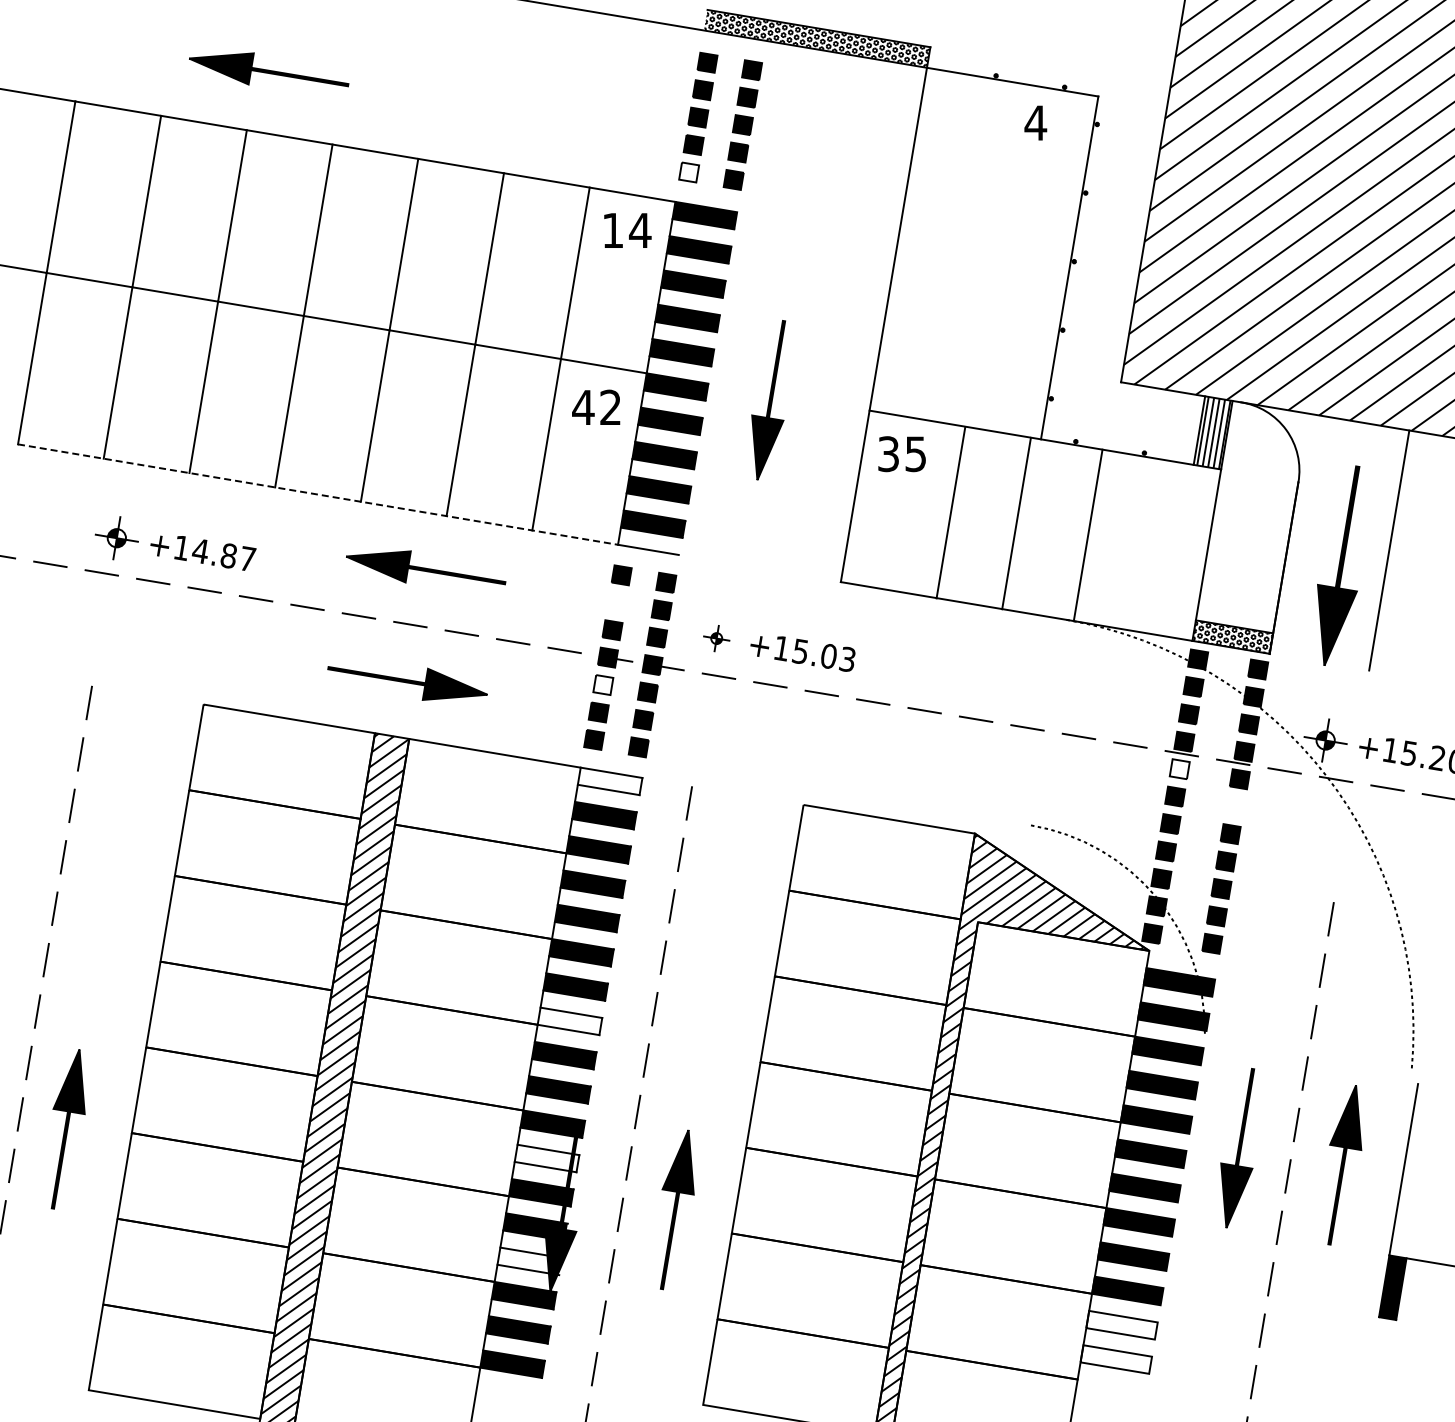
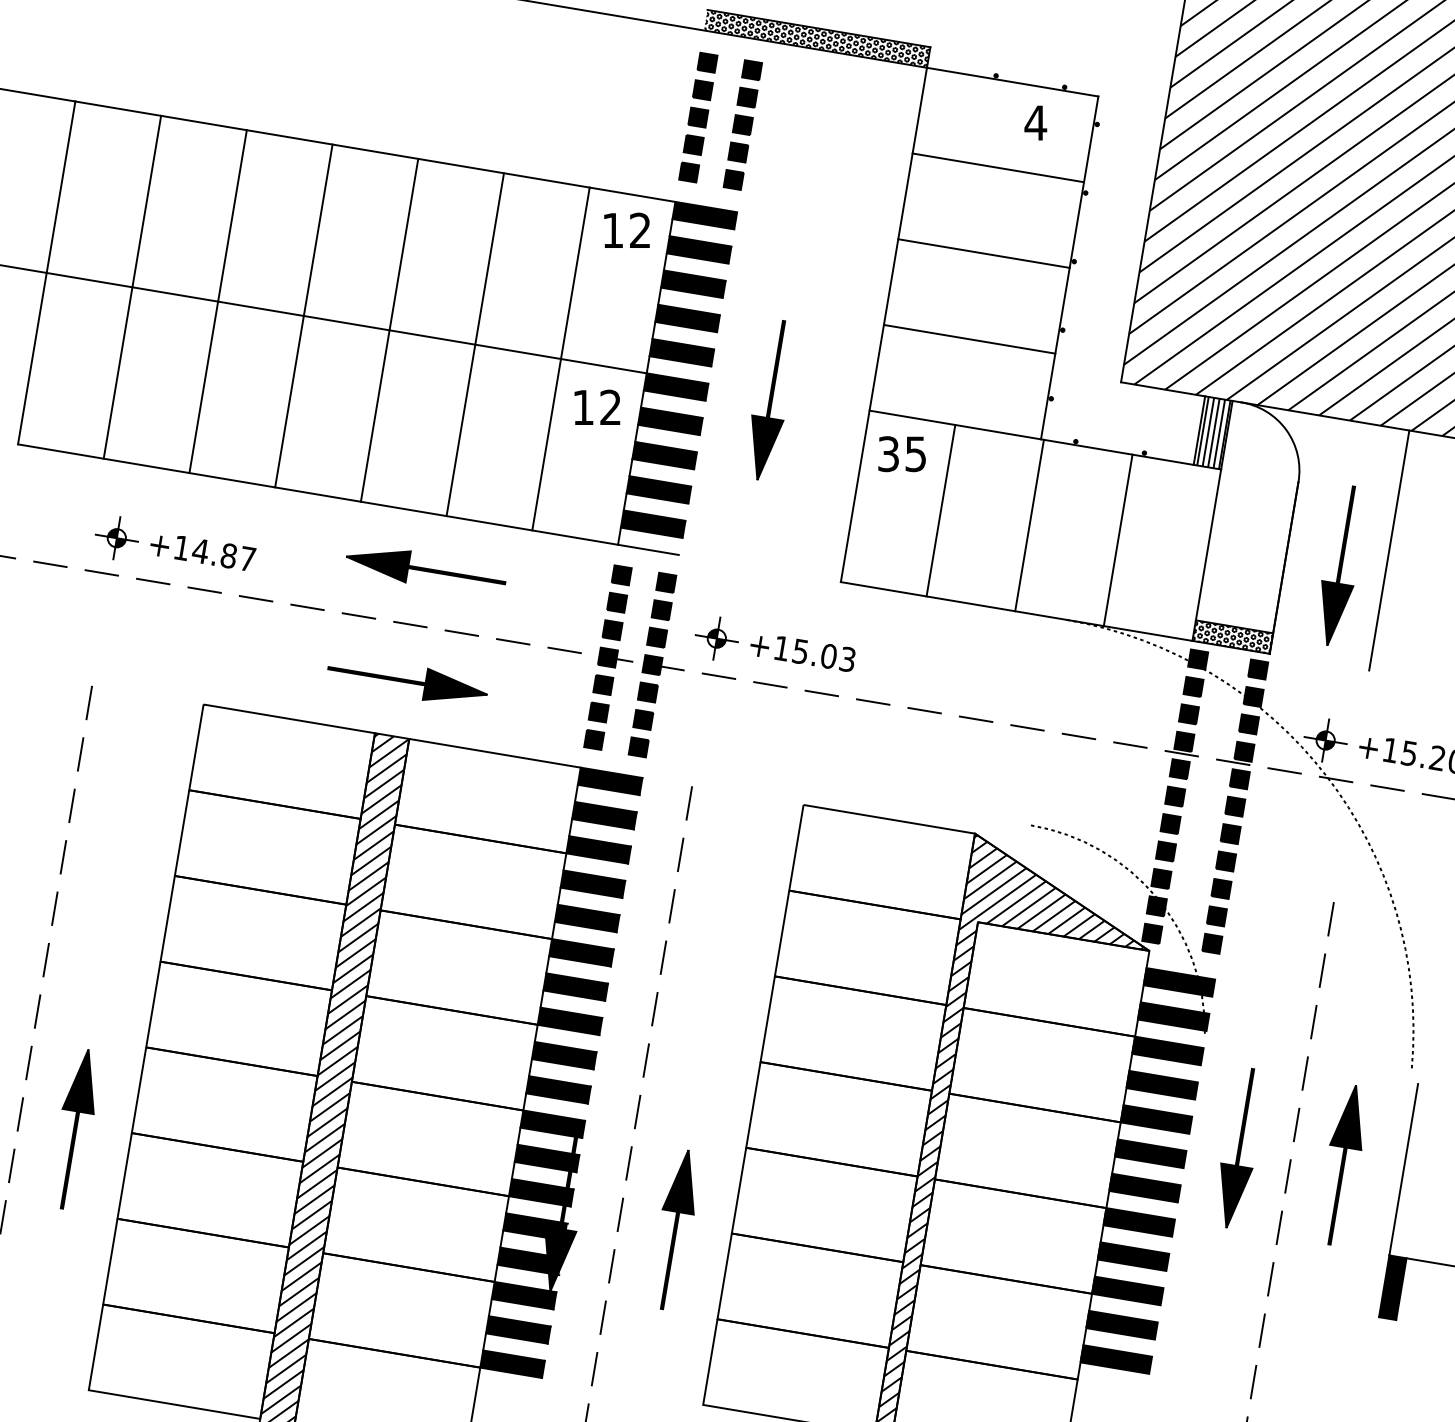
part: present -> none (269, 69)
line: none -> present (998, 167)
fill: none -> present (689, 172)
text: 14 -> 12 (640, 229)
line: none -> present (983, 253)
line: none -> present (969, 338)
text: 42 -> 12 (583, 407)
line: dashed -> solid (318, 494)
line position: (950, 512) -> (940, 510) (940, 510)
line position: (1016, 523) -> (1029, 525) (1029, 525)
line position: (1087, 535) -> (1117, 540) (1117, 540)
part size: 44x201 px -> 36x161 px (1338, 565)
part: none -> present (617, 602)
part size: 28x28 px -> 45x45 px (716, 638)
fill: none -> present (603, 685)
fill: none -> present (1179, 769)
fill: none -> present (609, 781)
part: none -> present (1235, 806)
fill: none -> present (569, 1021)
part position: (67, 1129) -> (76, 1129) (76, 1129)
fill: none -> present (546, 1158)
part position: (677, 1209) -> (677, 1229) (677, 1229)
fill: none -> present (529, 1261)
fill: none -> present (1121, 1324)
fill: none -> present (1116, 1359)
